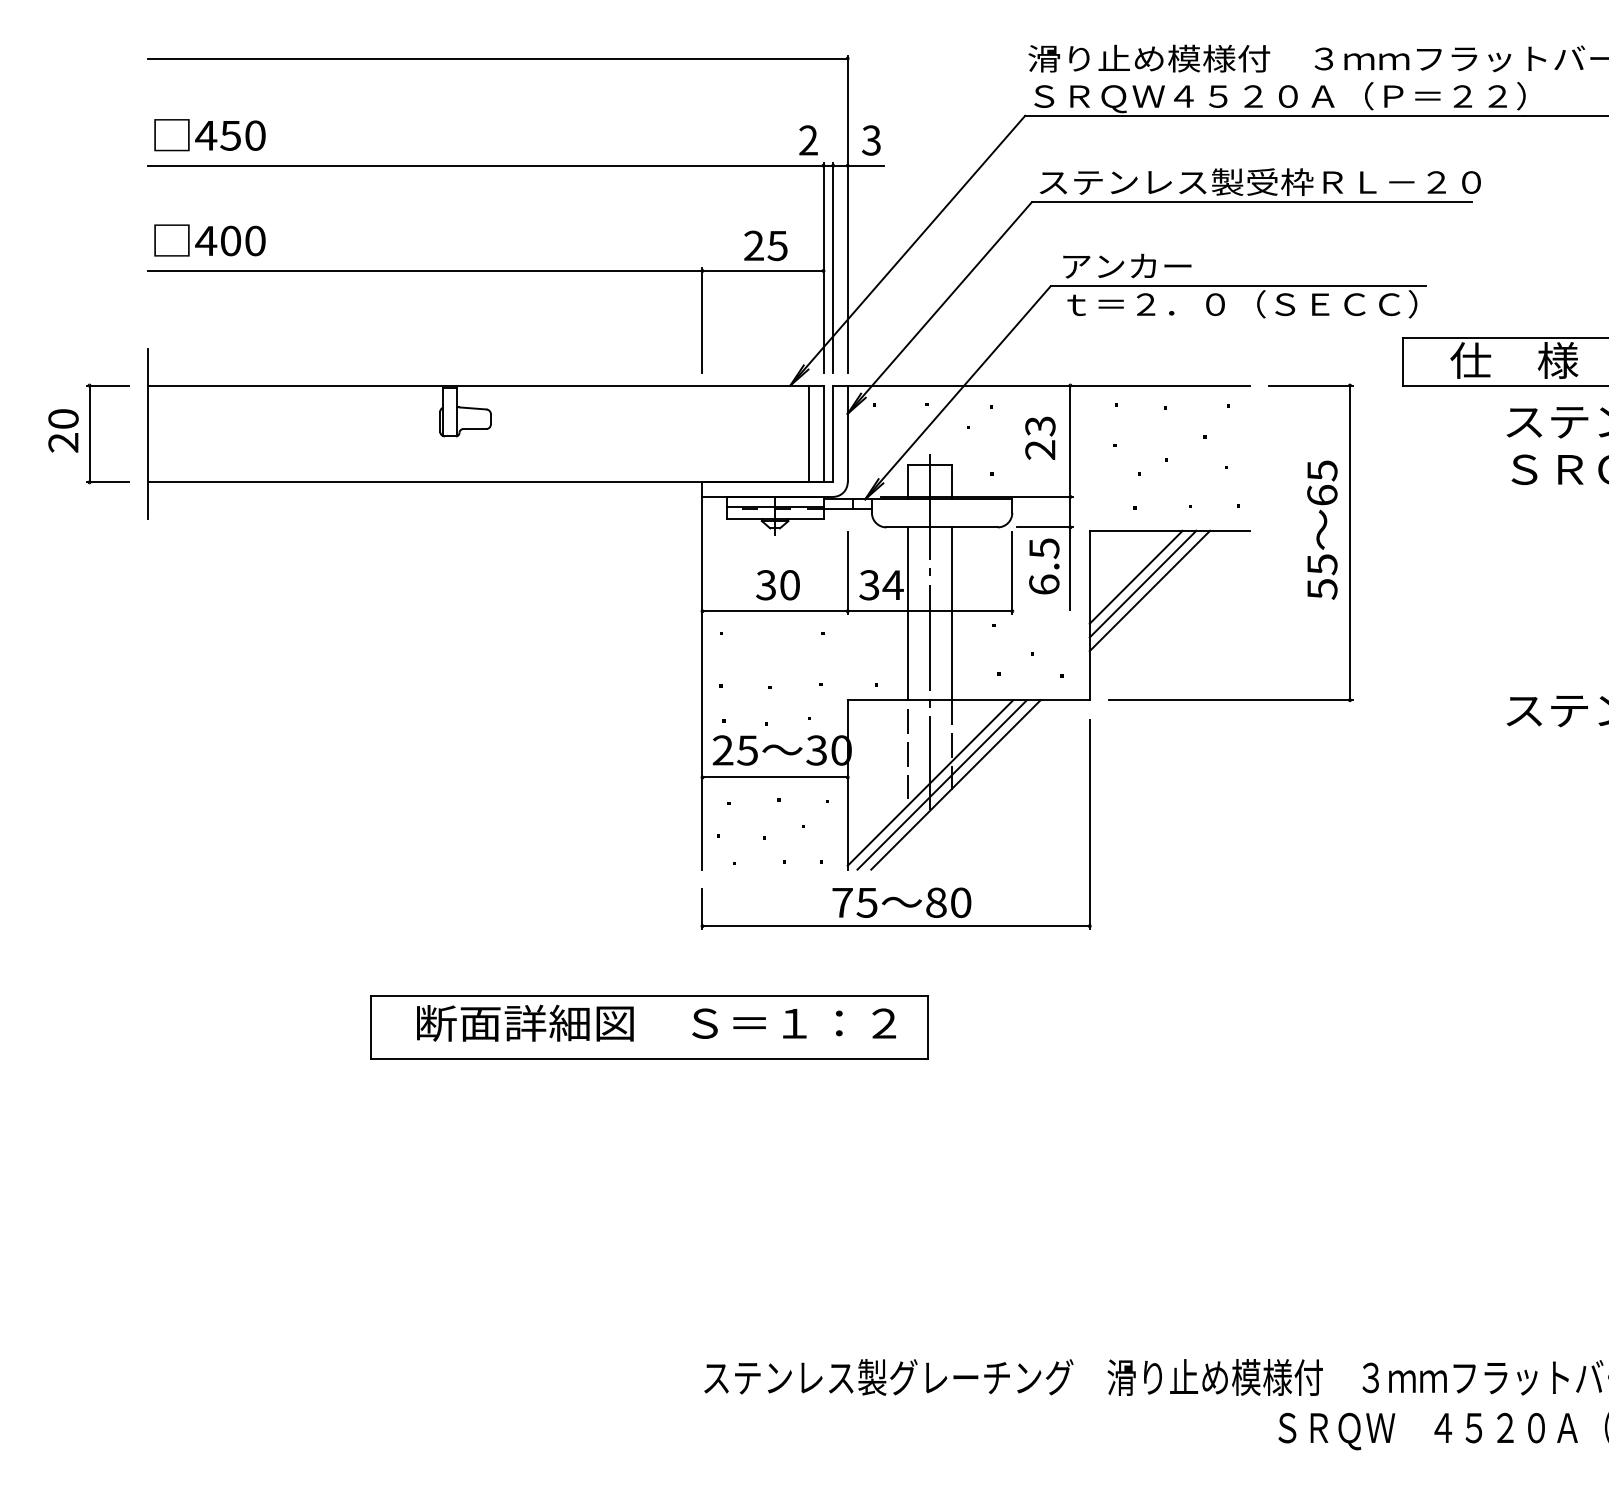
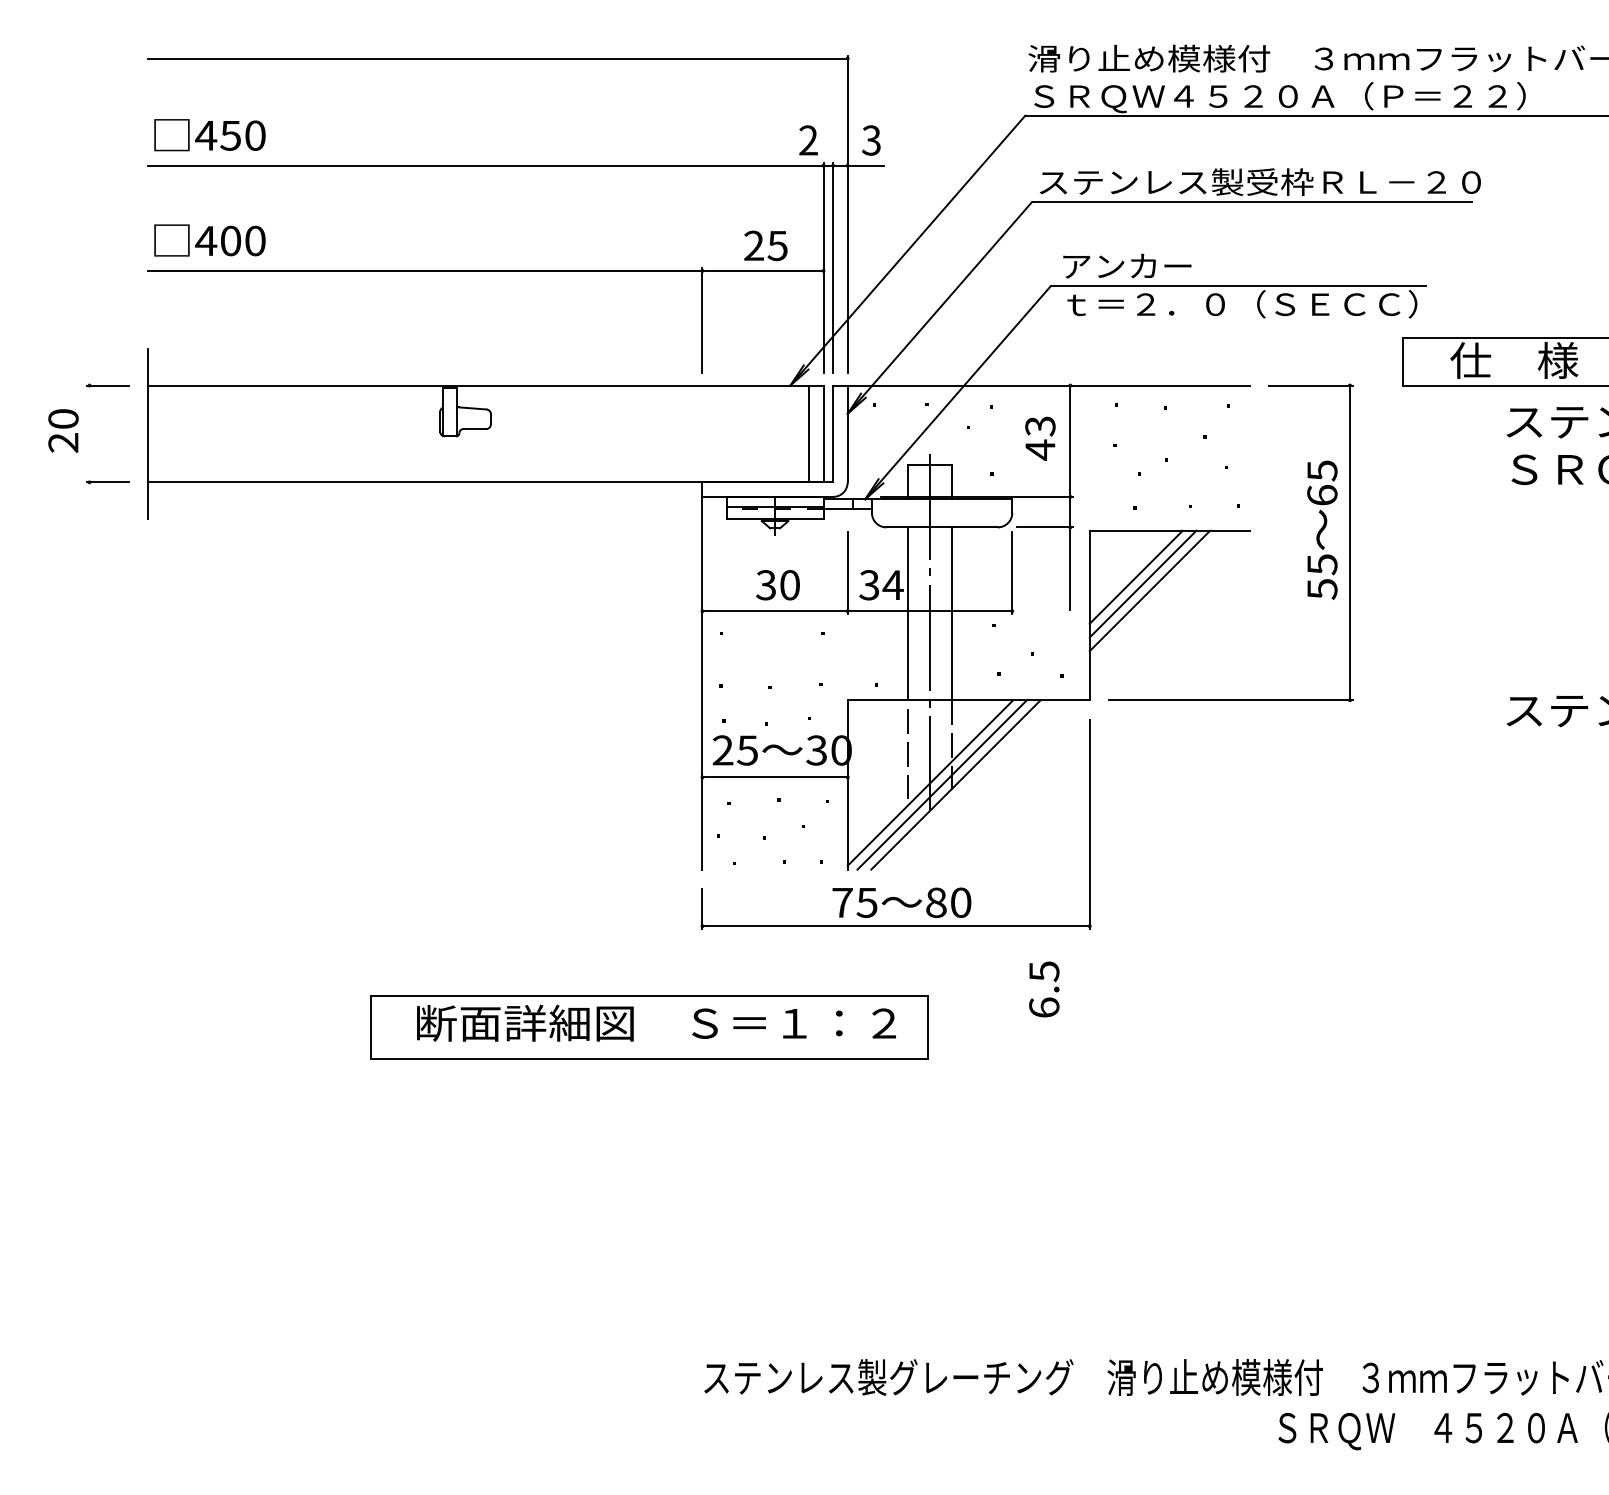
line: present -> none (89, 433)
text: 23 -> 43 (1040, 449)
text position: (1044, 566) -> (1044, 989) (1044, 989)
